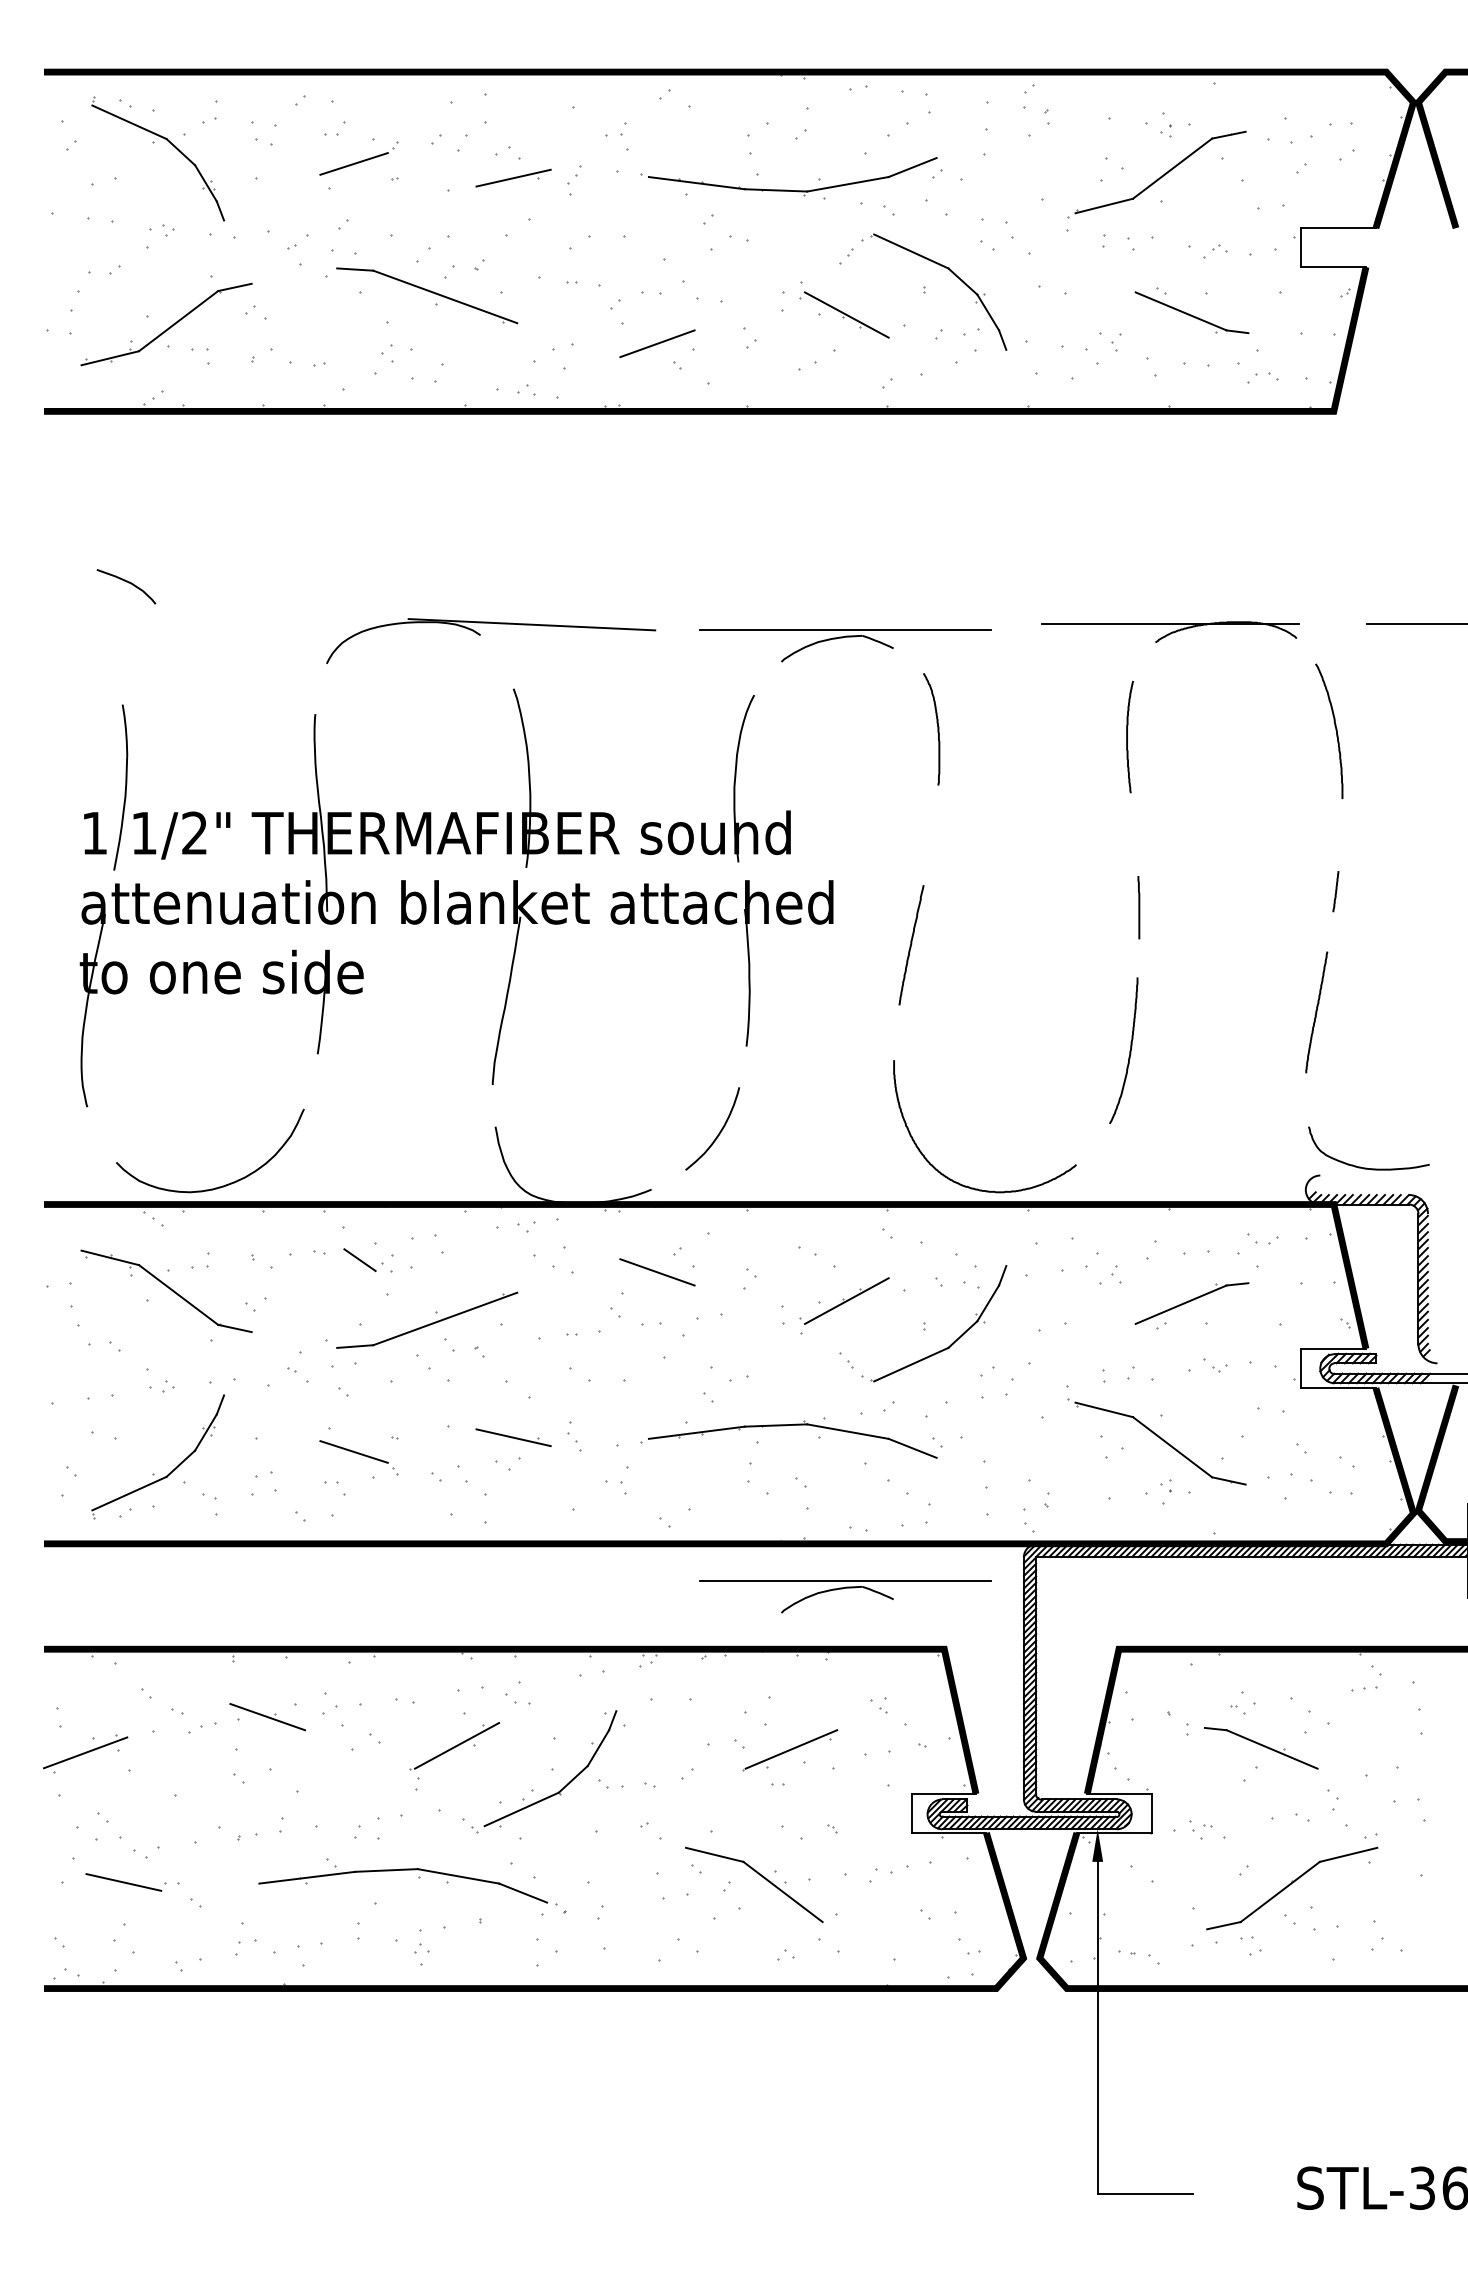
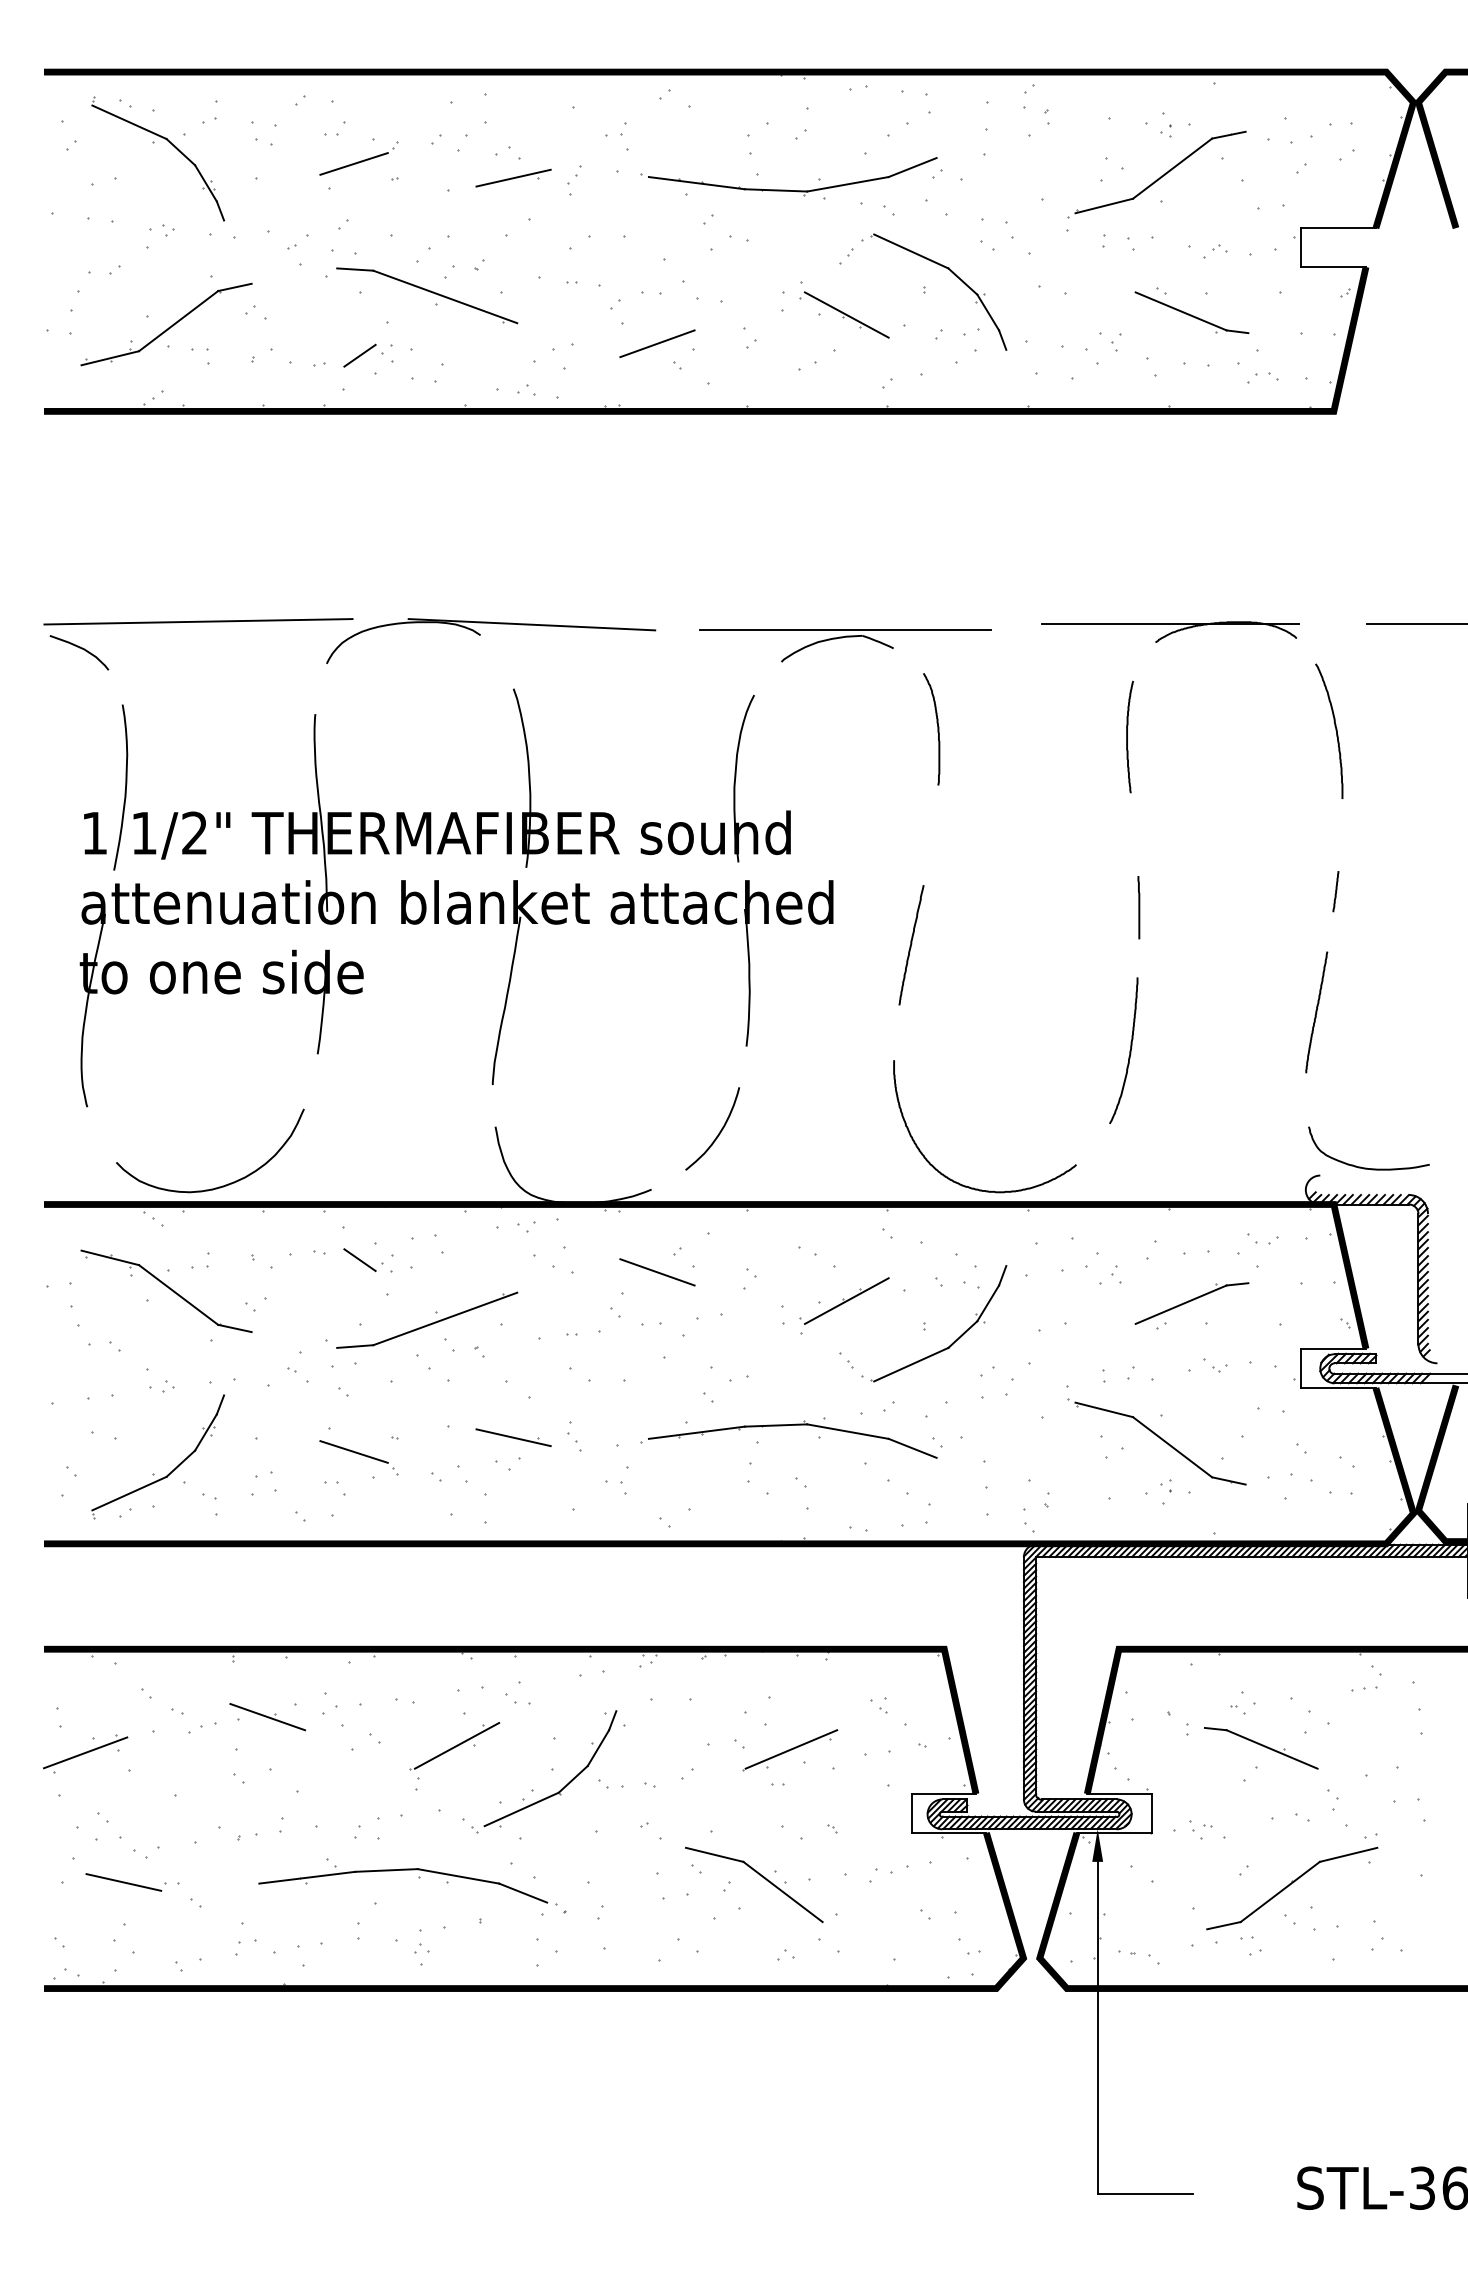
line: none -> present (359, 355)
curve position: (128, 583) -> (81, 649) (81, 649)
line: none -> present (198, 621)
part: present -> none (842, 1589)
